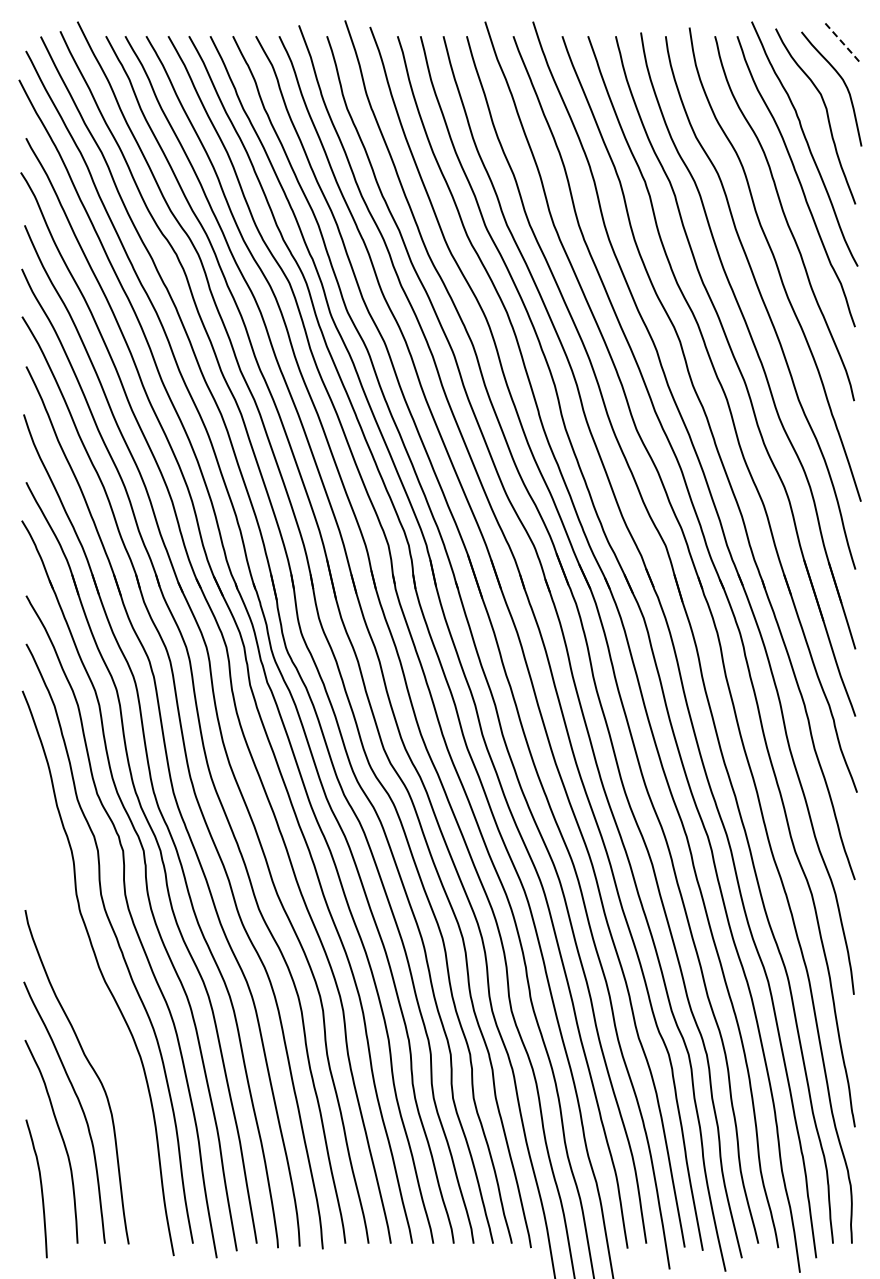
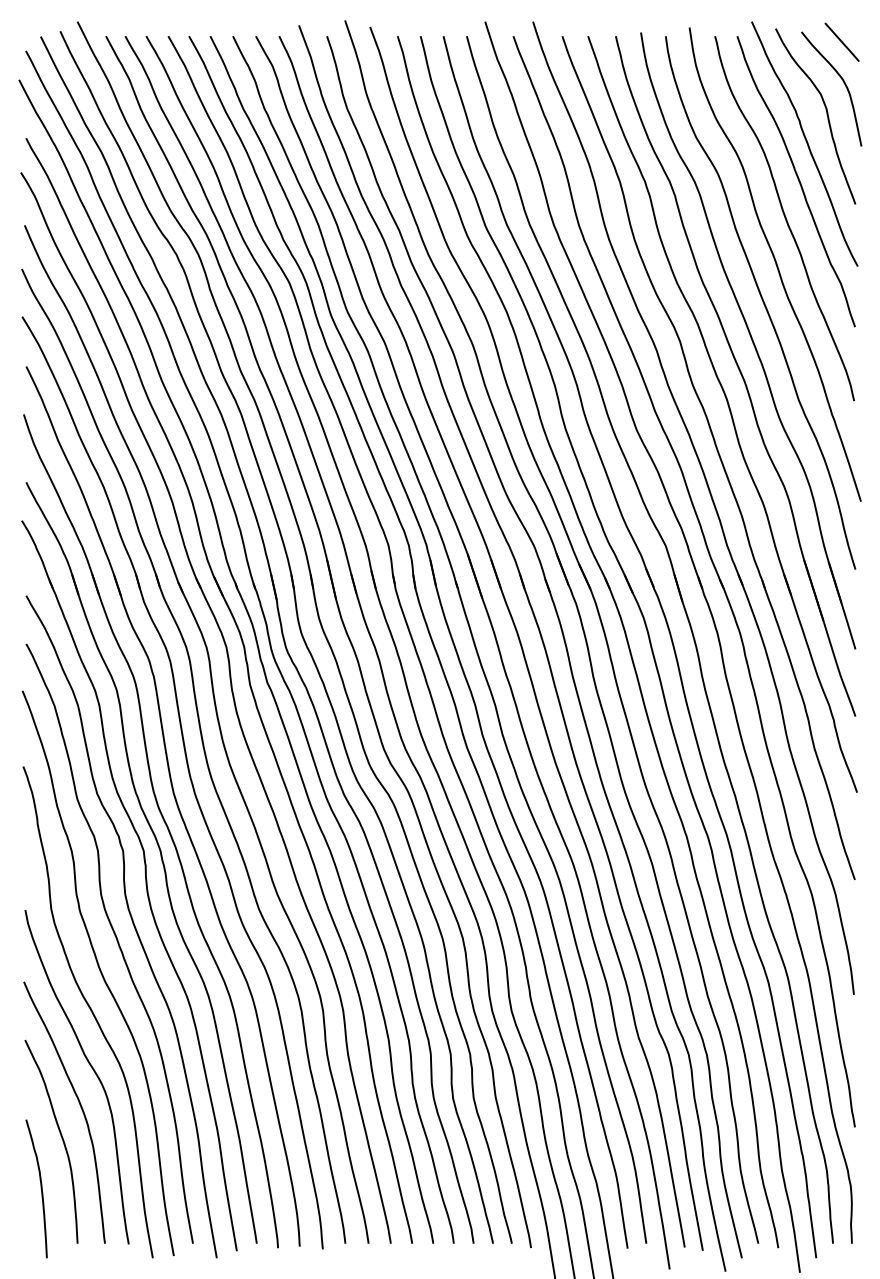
line: dashed -> solid (842, 42)
curve: none -> present (89, 1009)
